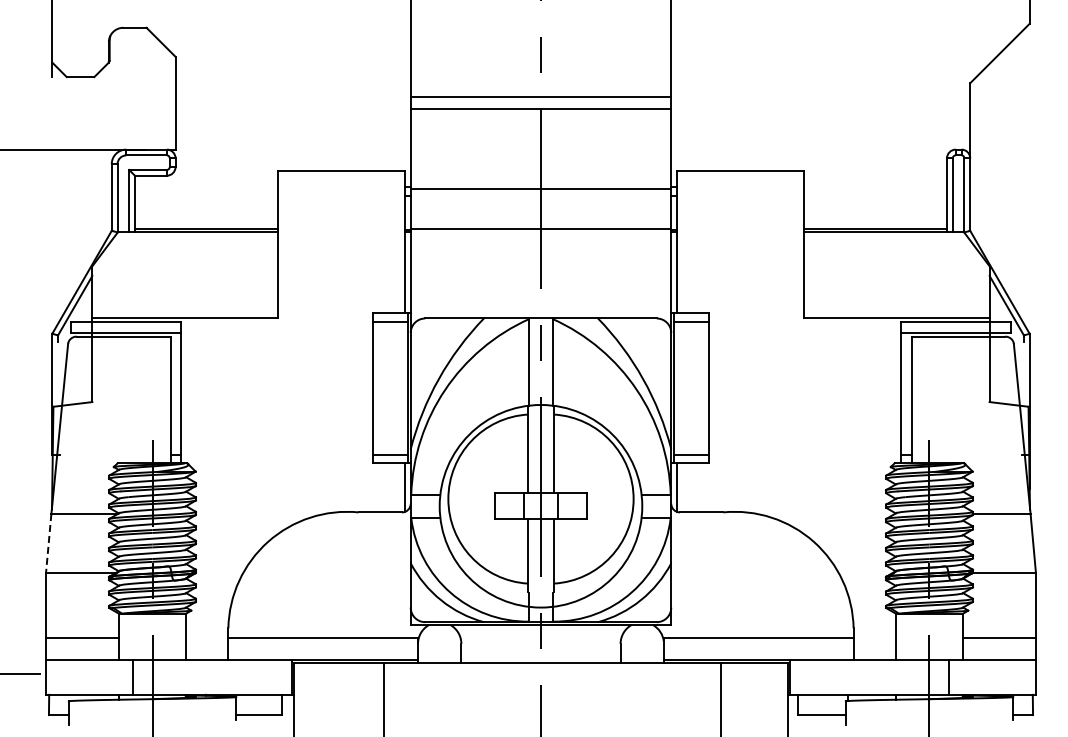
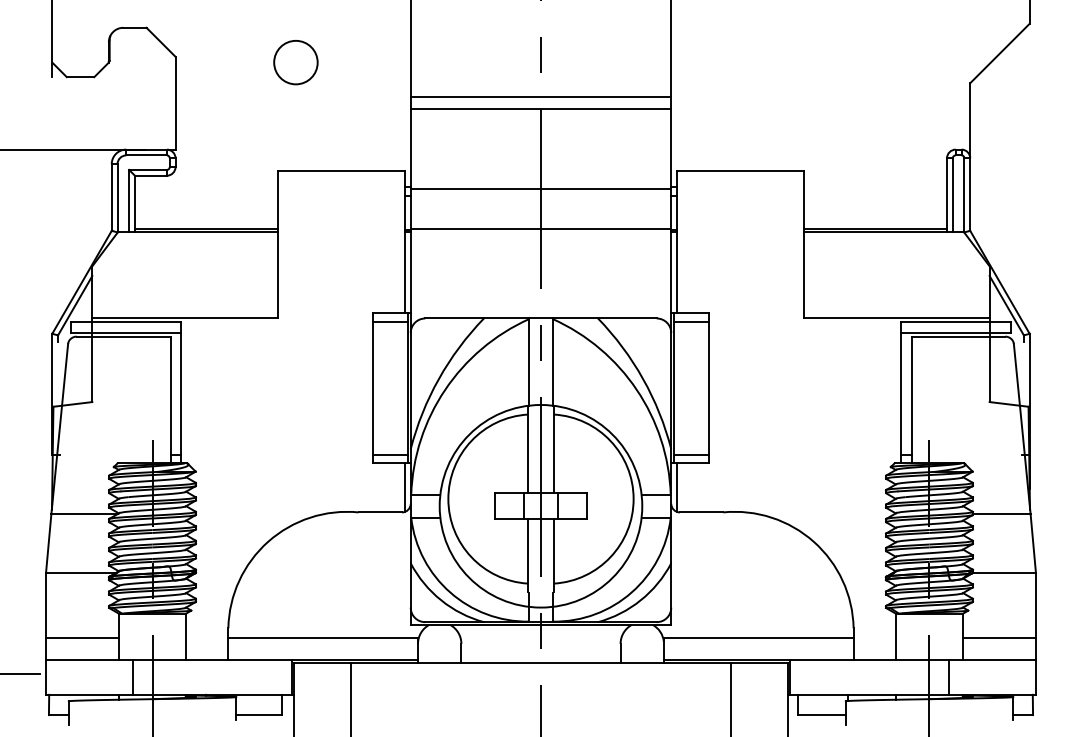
circle: none -> present (295, 62)
line: dashed -> solid (48, 543)
line position: (384, 698) -> (351, 698) (351, 698)
line position: (720, 698) -> (730, 698) (730, 698)
